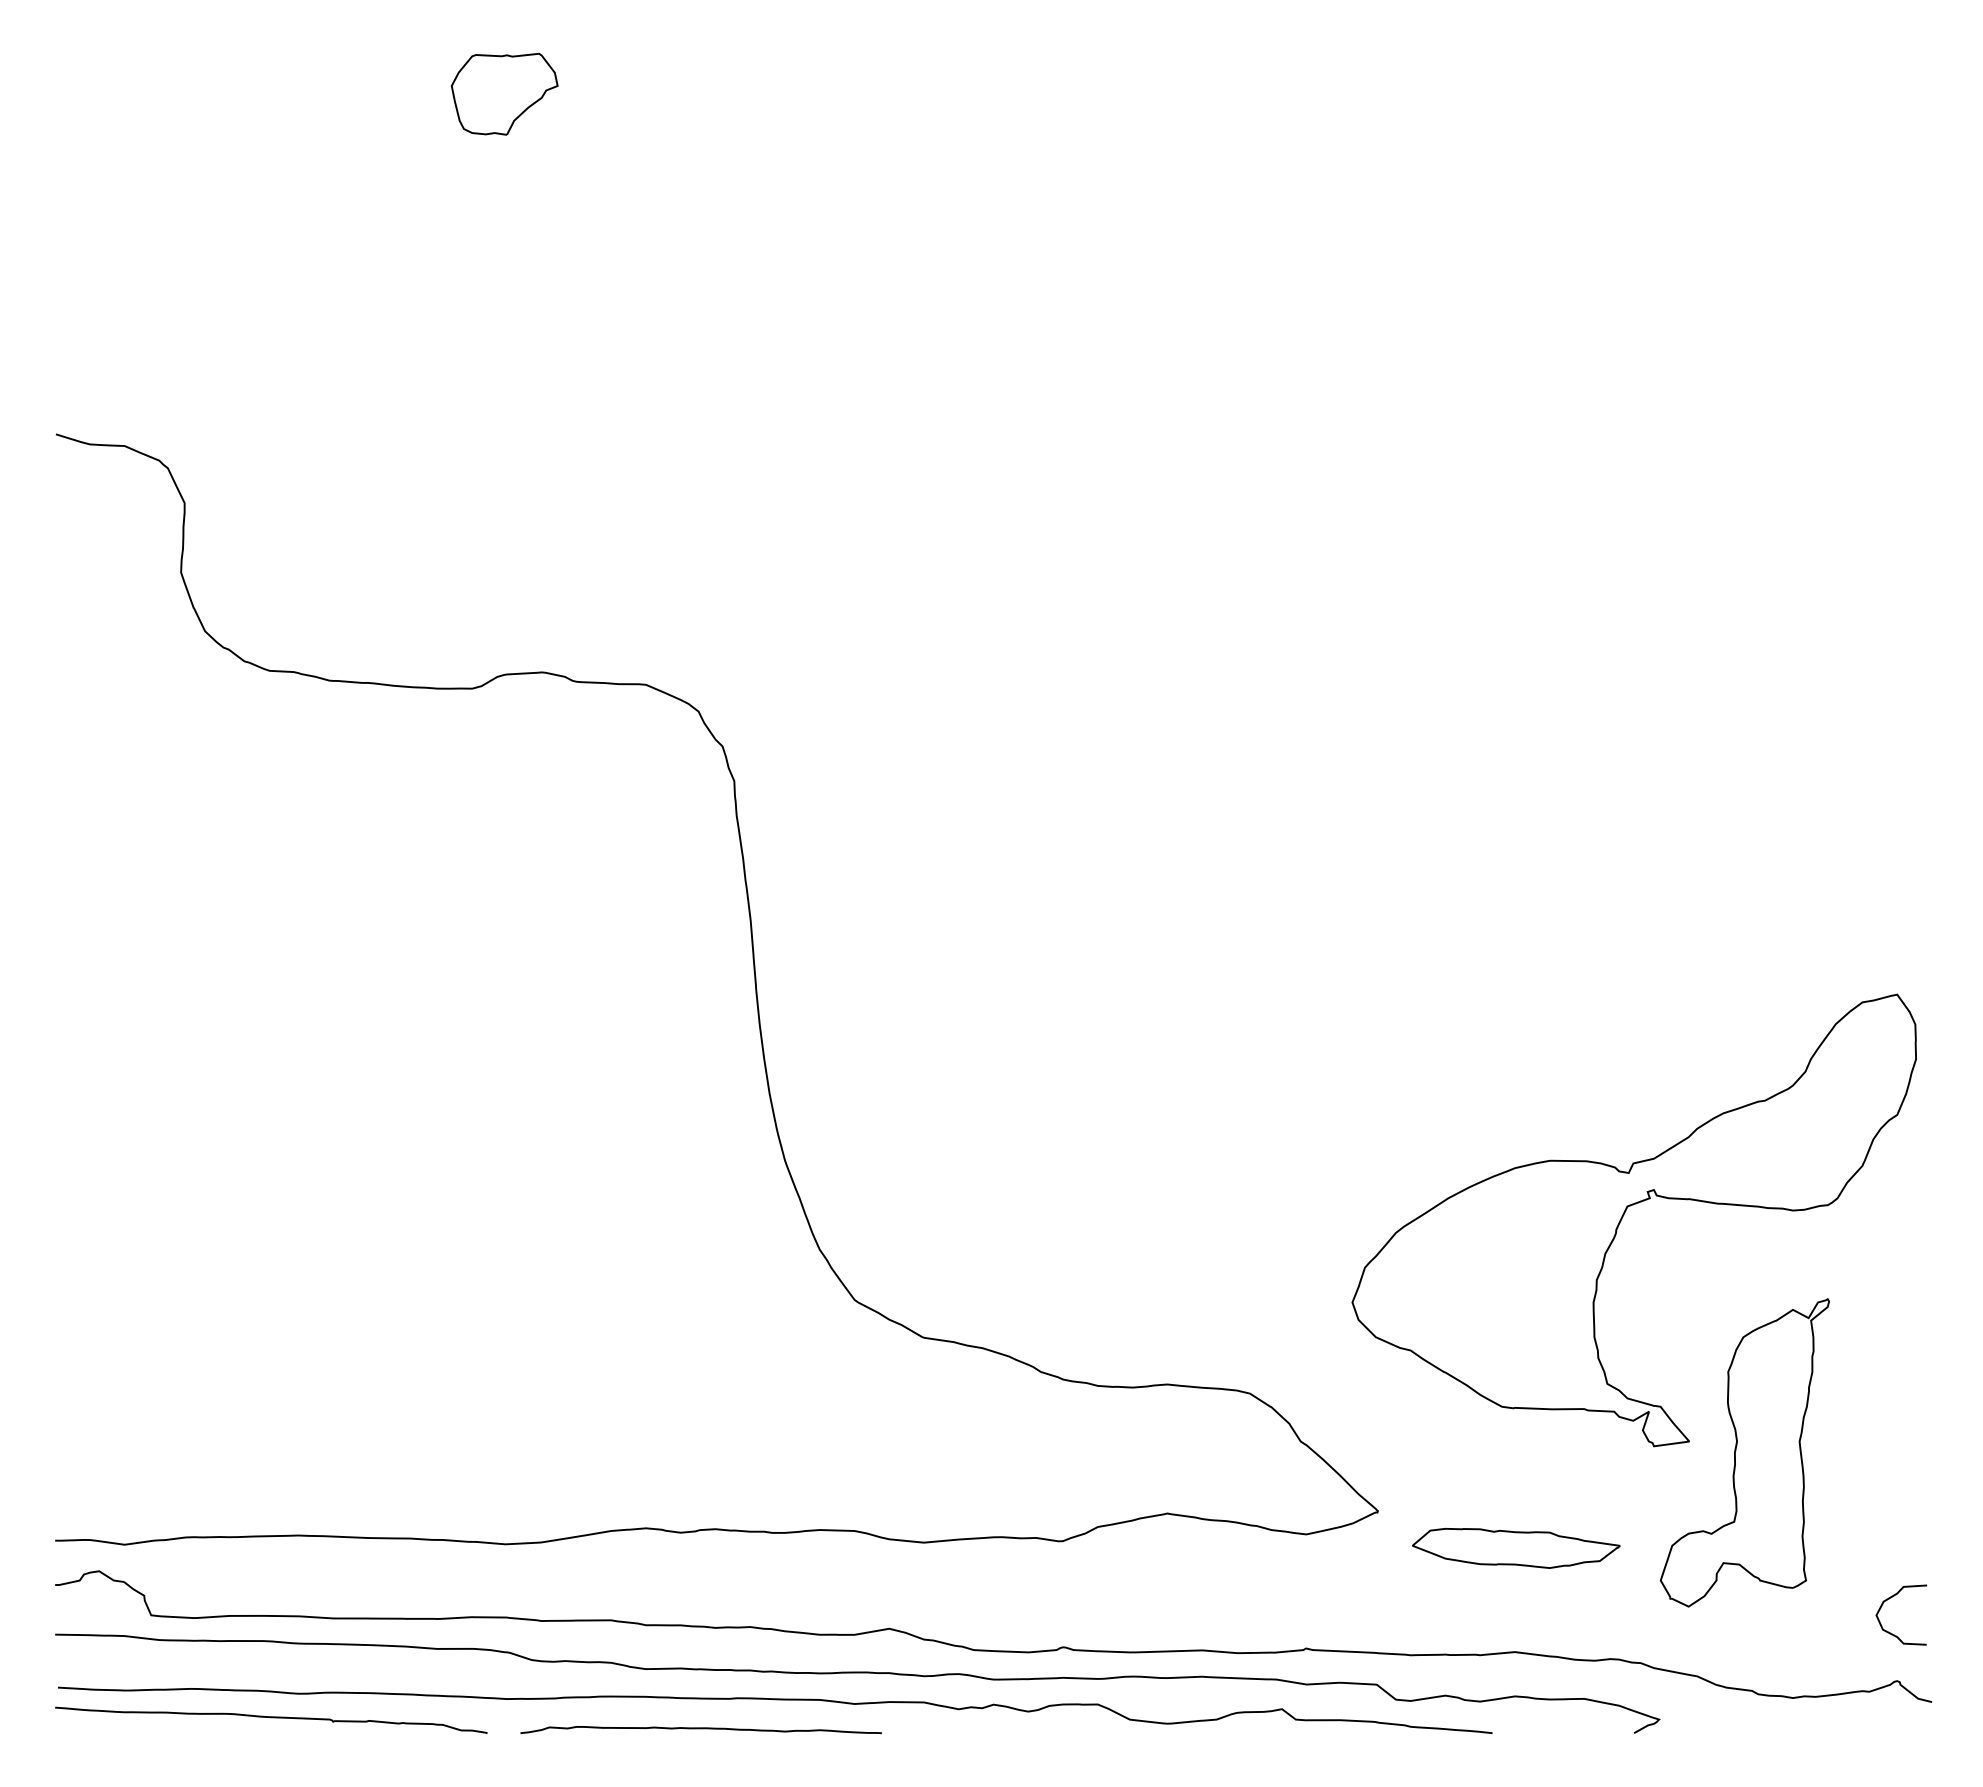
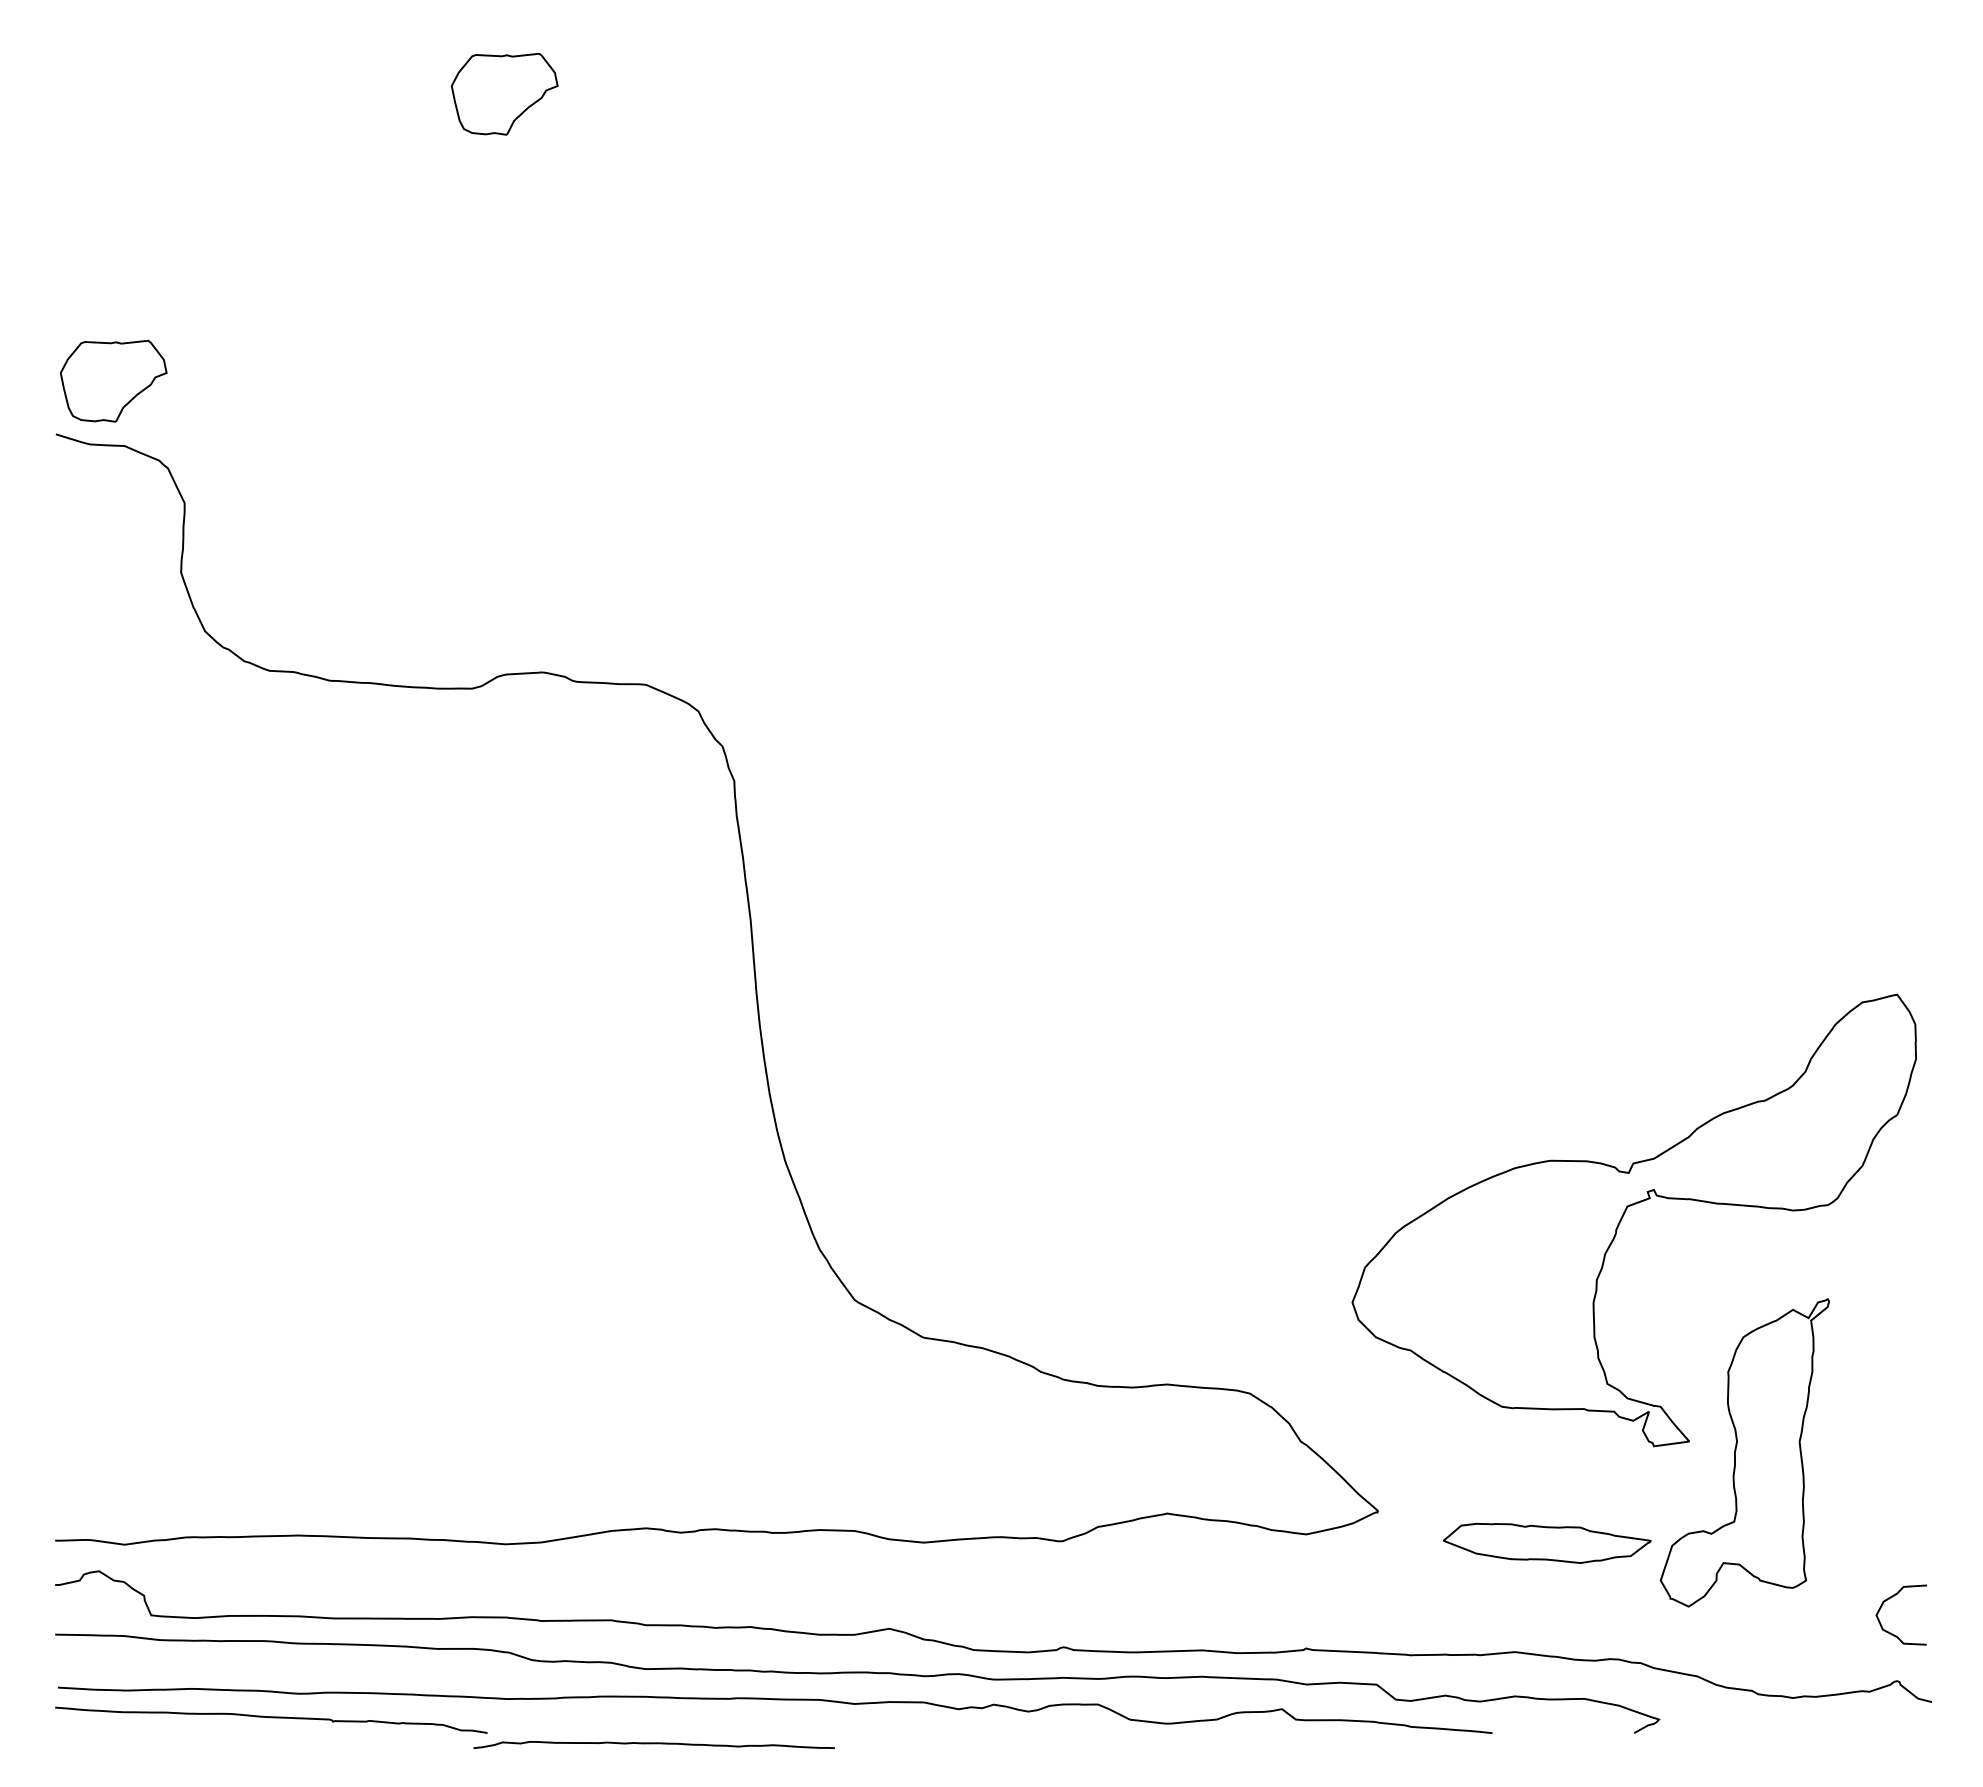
part: none -> present (113, 380)
part position: (1516, 1548) -> (1547, 1543) (1547, 1543)
curve position: (700, 1729) -> (653, 1744) (653, 1744)
